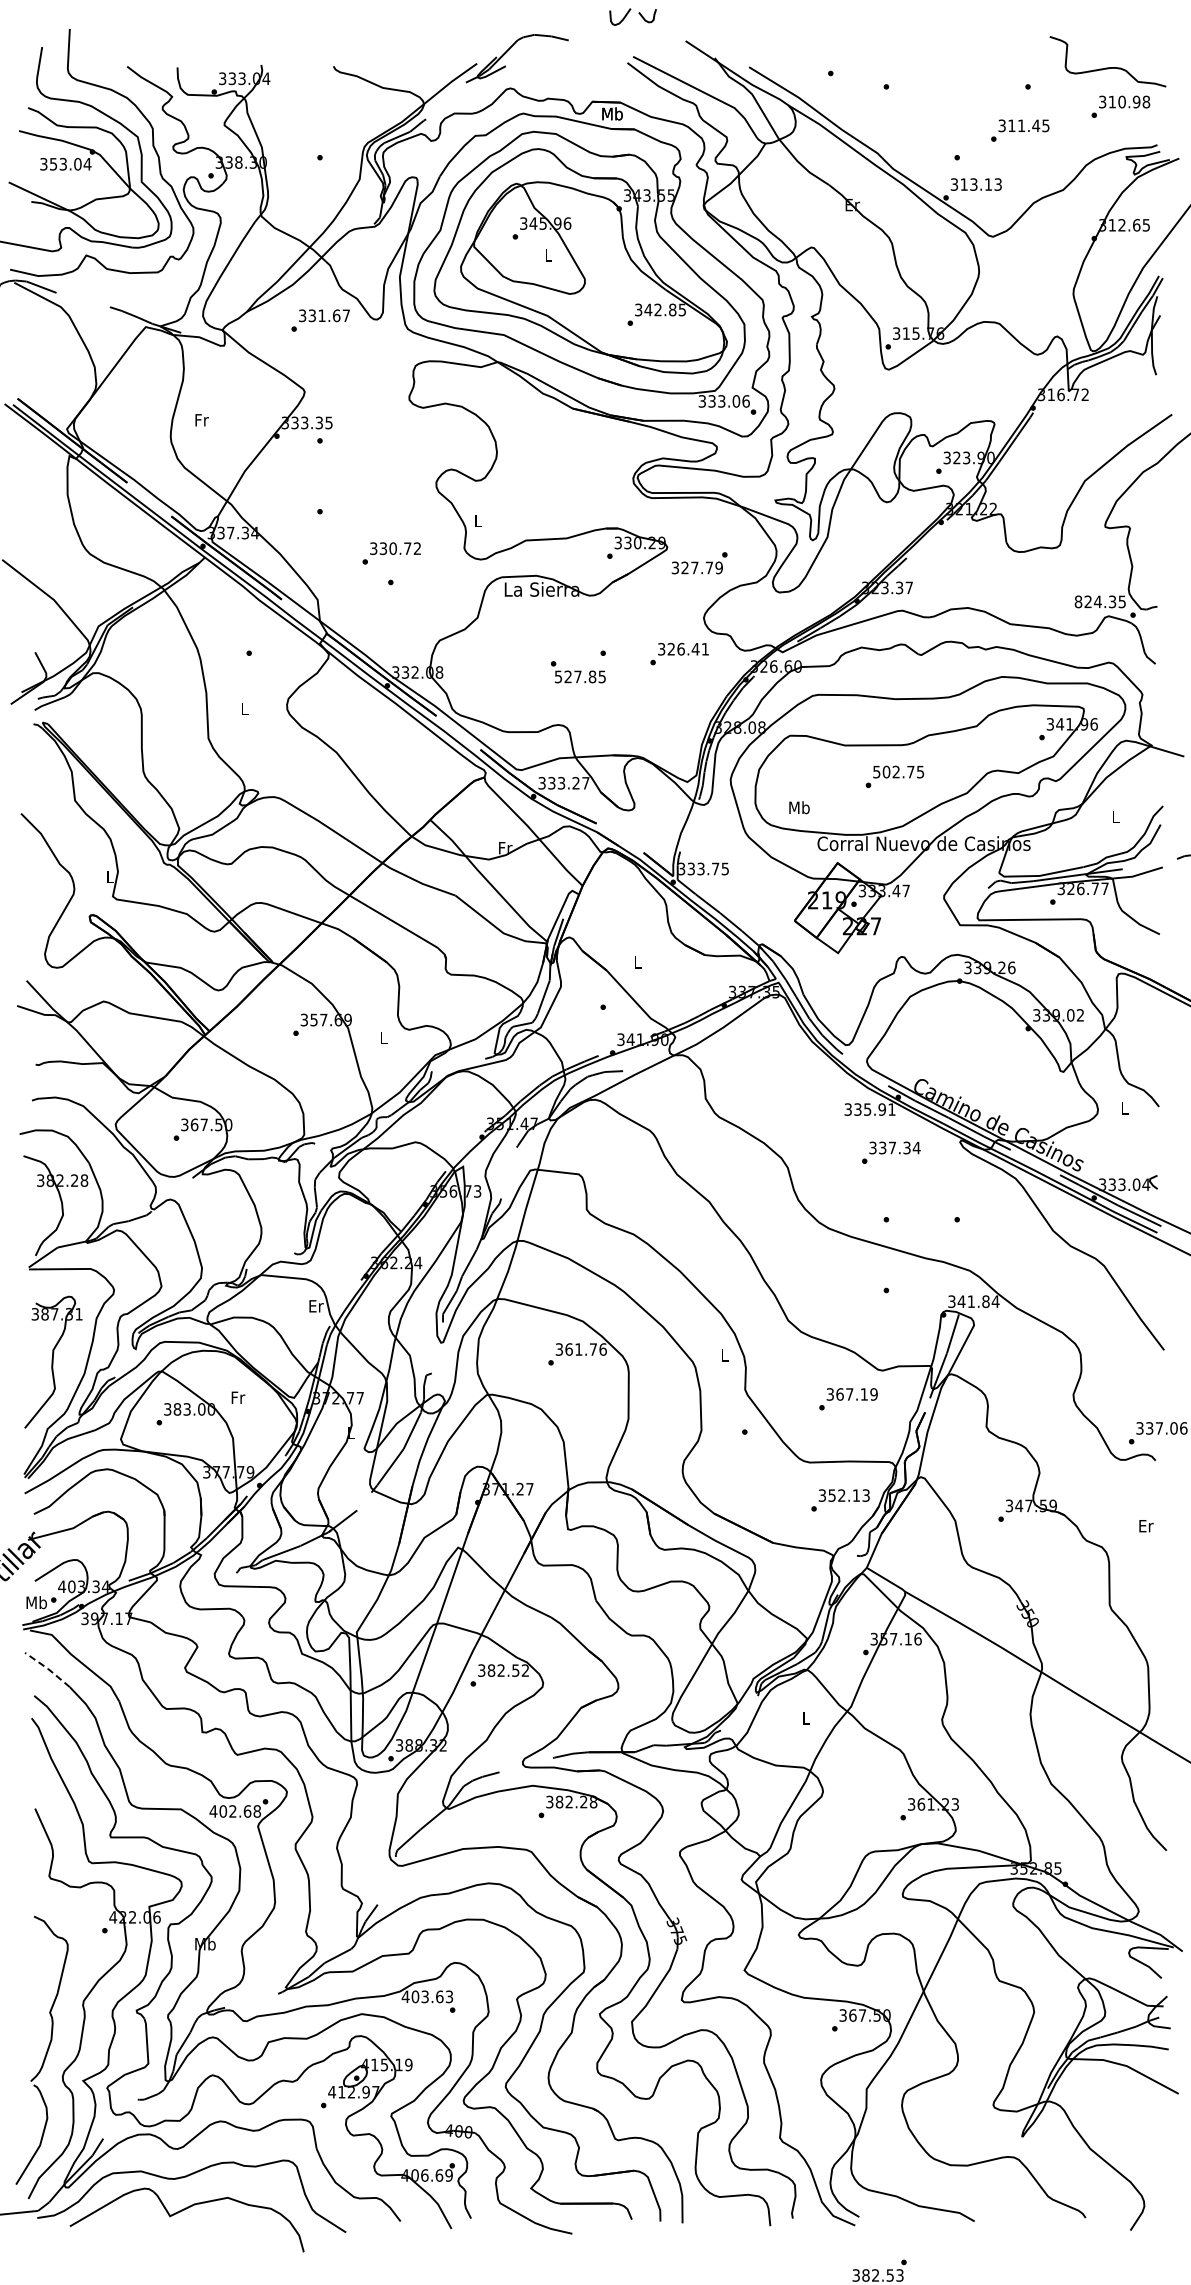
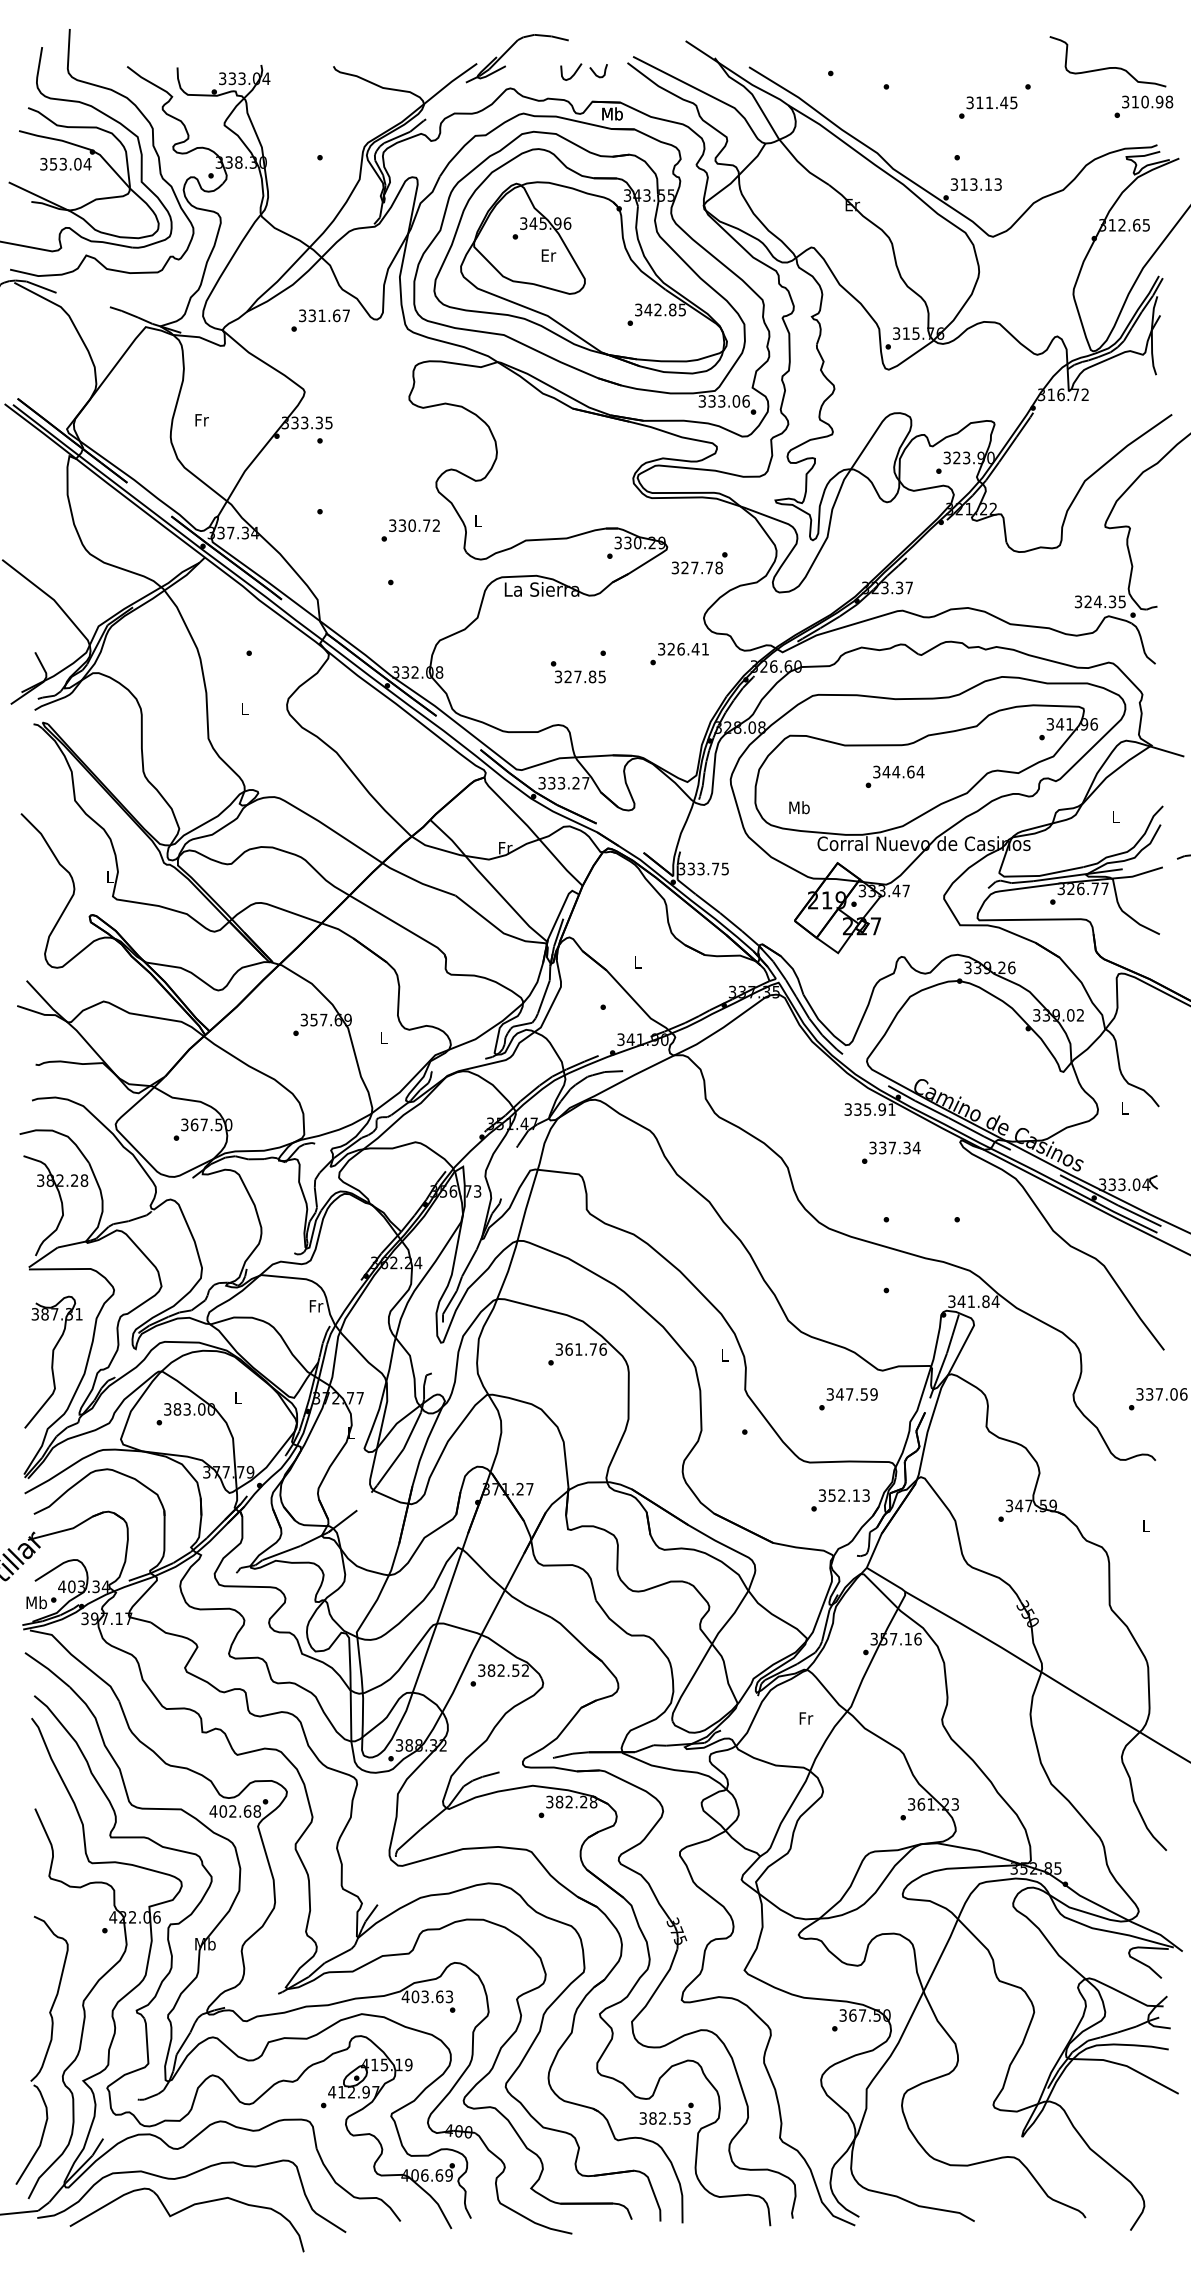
part position: (632, 16) -> (583, 71) (583, 71)
text position: (1120, 106) -> (1143, 106) (1143, 106)
text position: (1020, 130) -> (988, 107) (988, 107)
text: L -> Er (548, 255)
text position: (391, 553) -> (410, 530) (410, 530)
text: 327.79 -> 327.78 (718, 567)
text: 824.35 -> 324.35 (1078, 601)
text: 527.85 -> 327.85 (558, 676)
text: 502.75 -> 344.64 (898, 771)
text: Er -> Fr (316, 1306)
text: 367.19 -> 347.59 (851, 1394)
text: Fr -> L (238, 1397)
text position: (1158, 1433) -> (1158, 1399) (1158, 1399)
text: Er -> L (1146, 1526)
line: dashed -> solid (48, 1669)
text: L -> Fr (806, 1718)
text position: (879, 2270) -> (666, 2113) (666, 2113)
